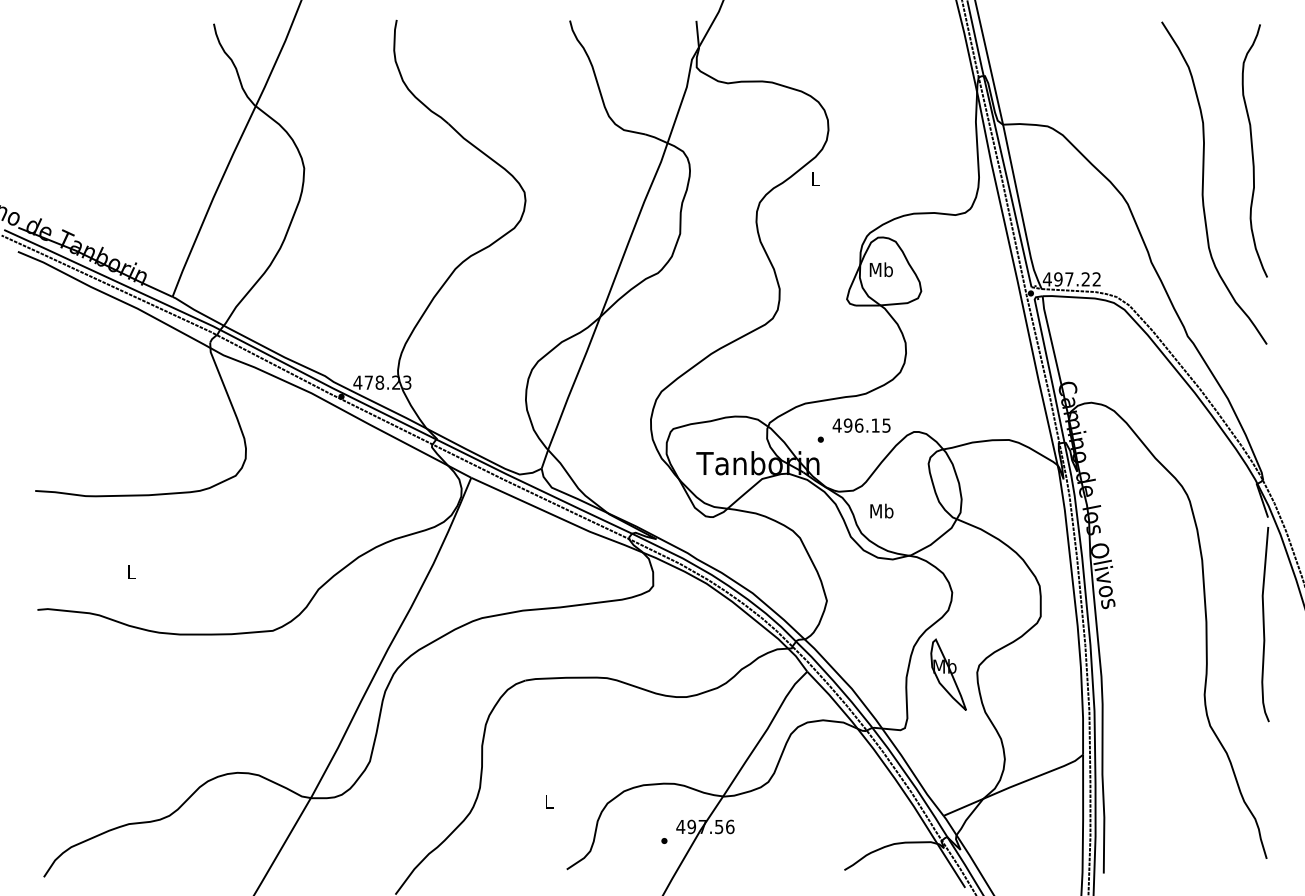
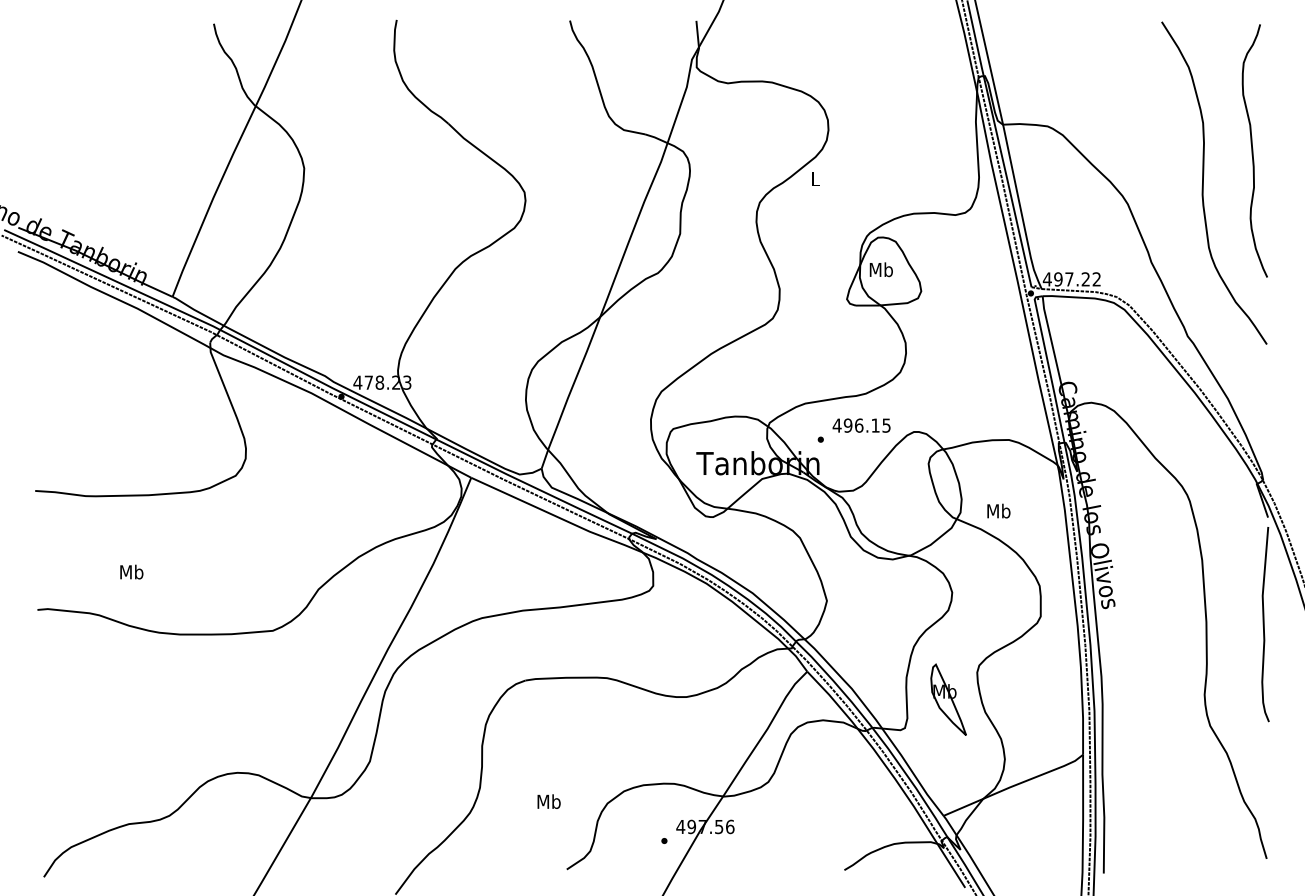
text position: (881, 510) -> (998, 510) (998, 510)
text: L -> Mb (131, 571)
part position: (948, 674) -> (948, 699) (948, 699)
text: L -> Mb (548, 801)
